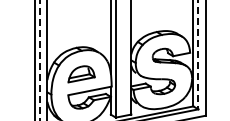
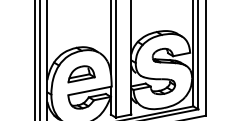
line: dashed -> solid (198, 55)
line: dashed -> solid (40, 60)
